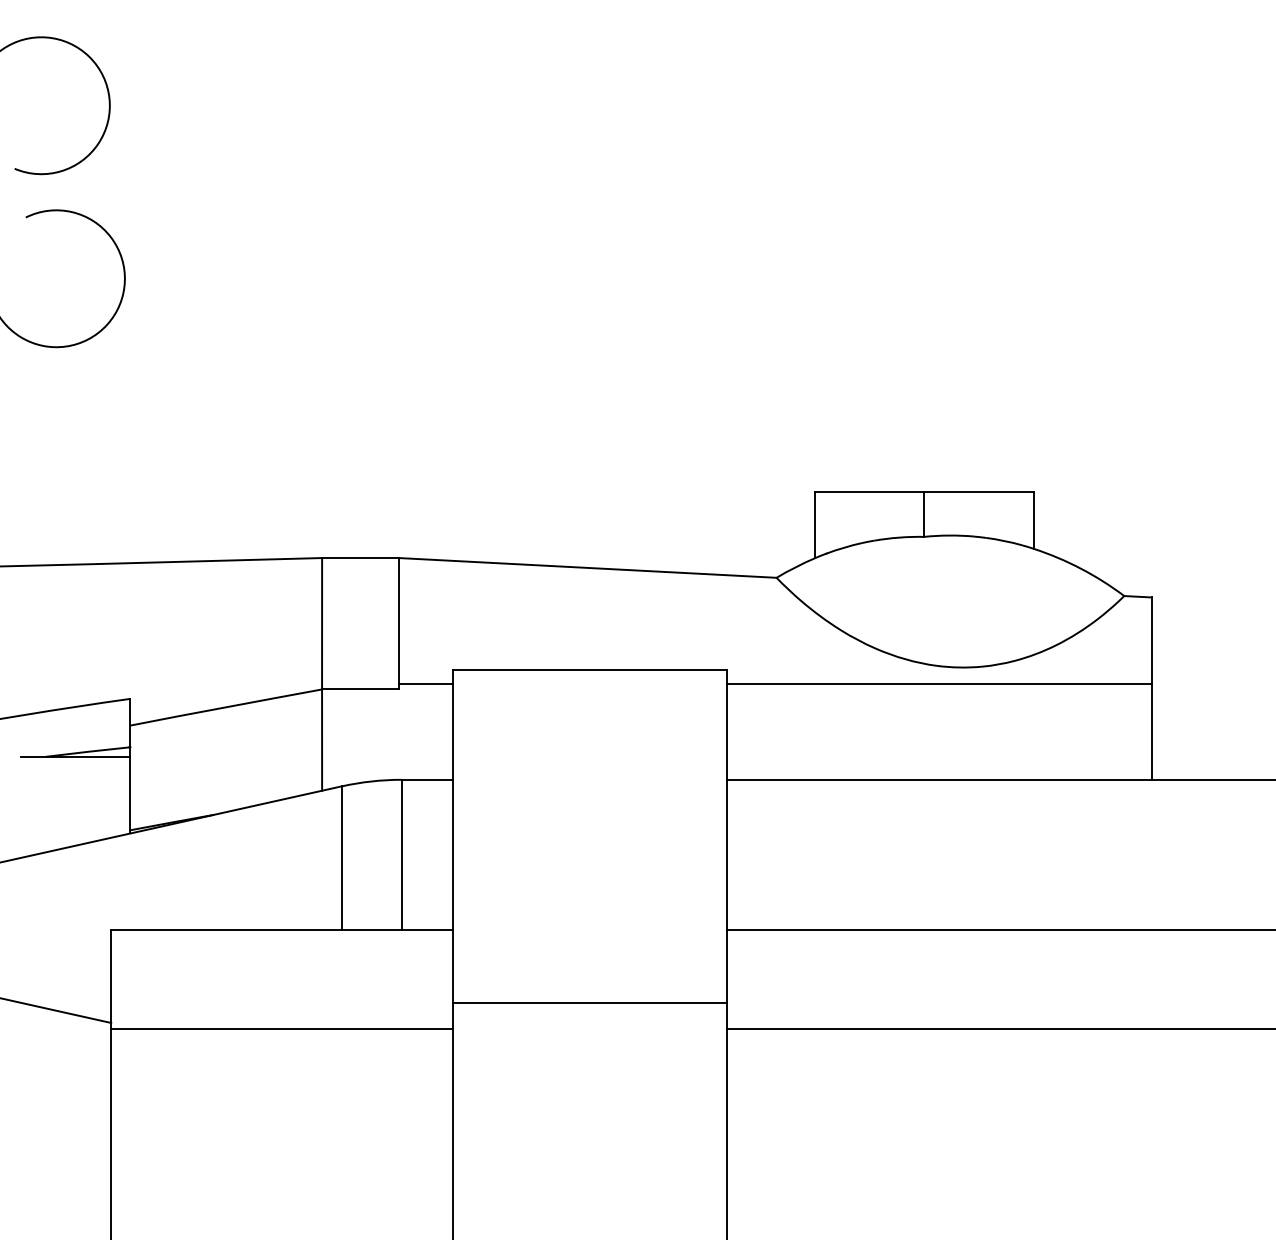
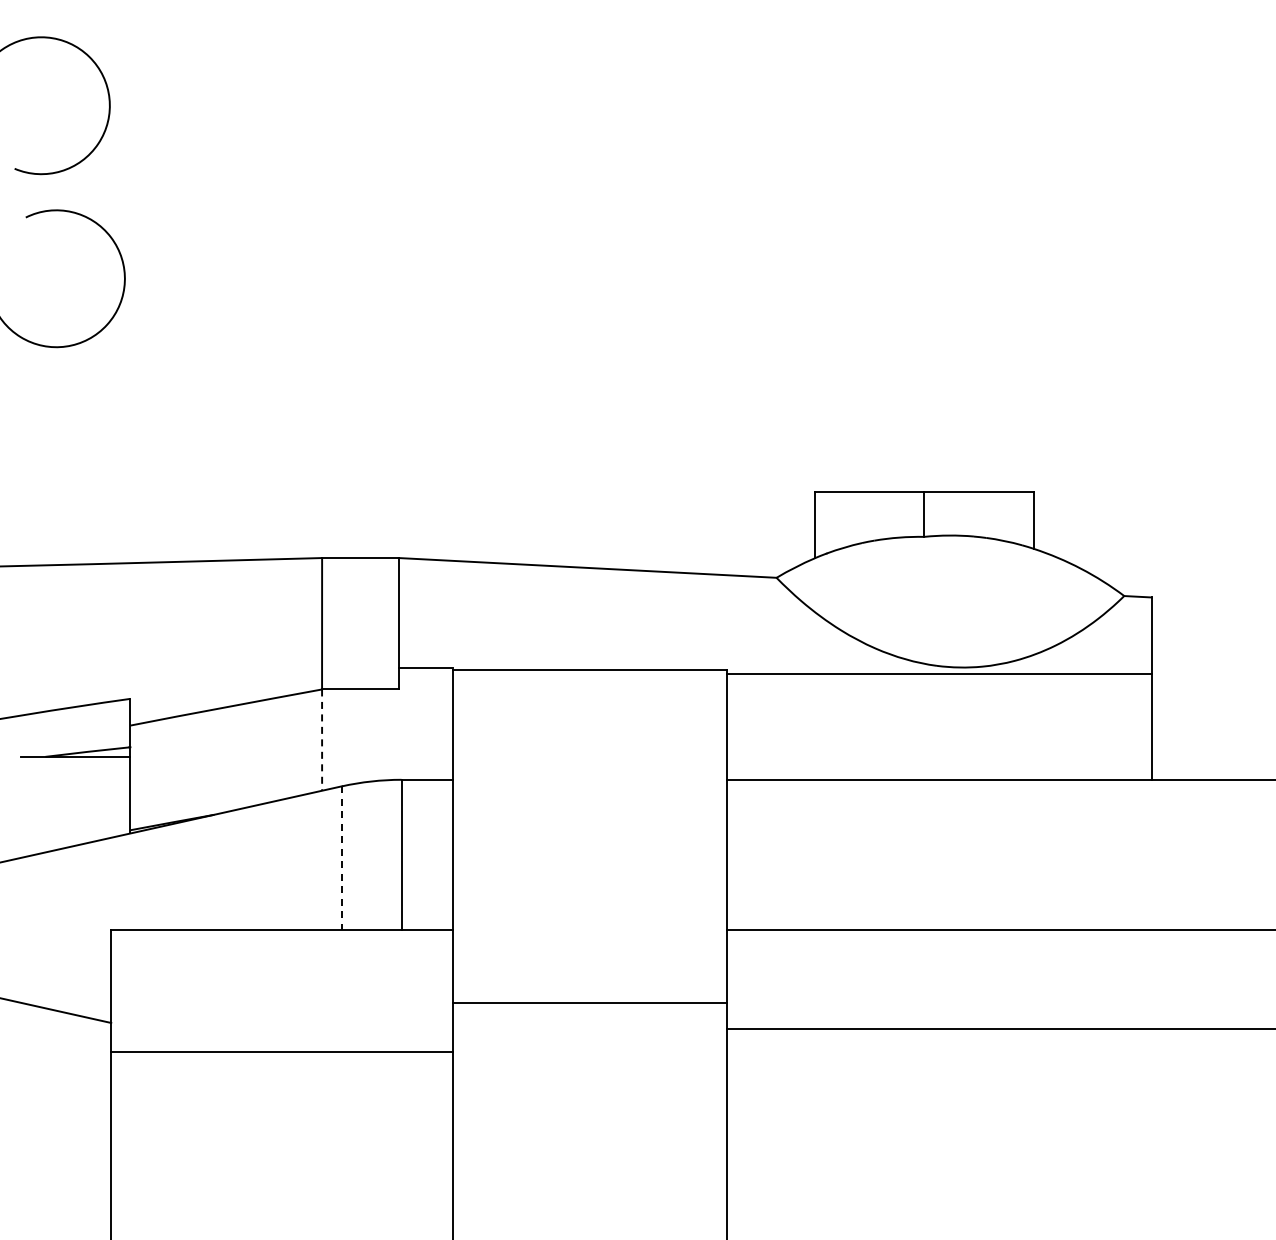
line position: (425, 683) -> (425, 667) (425, 667)
line position: (939, 683) -> (939, 673) (939, 673)
line: solid -> dashed (322, 740)
line: solid -> dashed (341, 858)
line position: (282, 1028) -> (282, 1051) (282, 1051)
